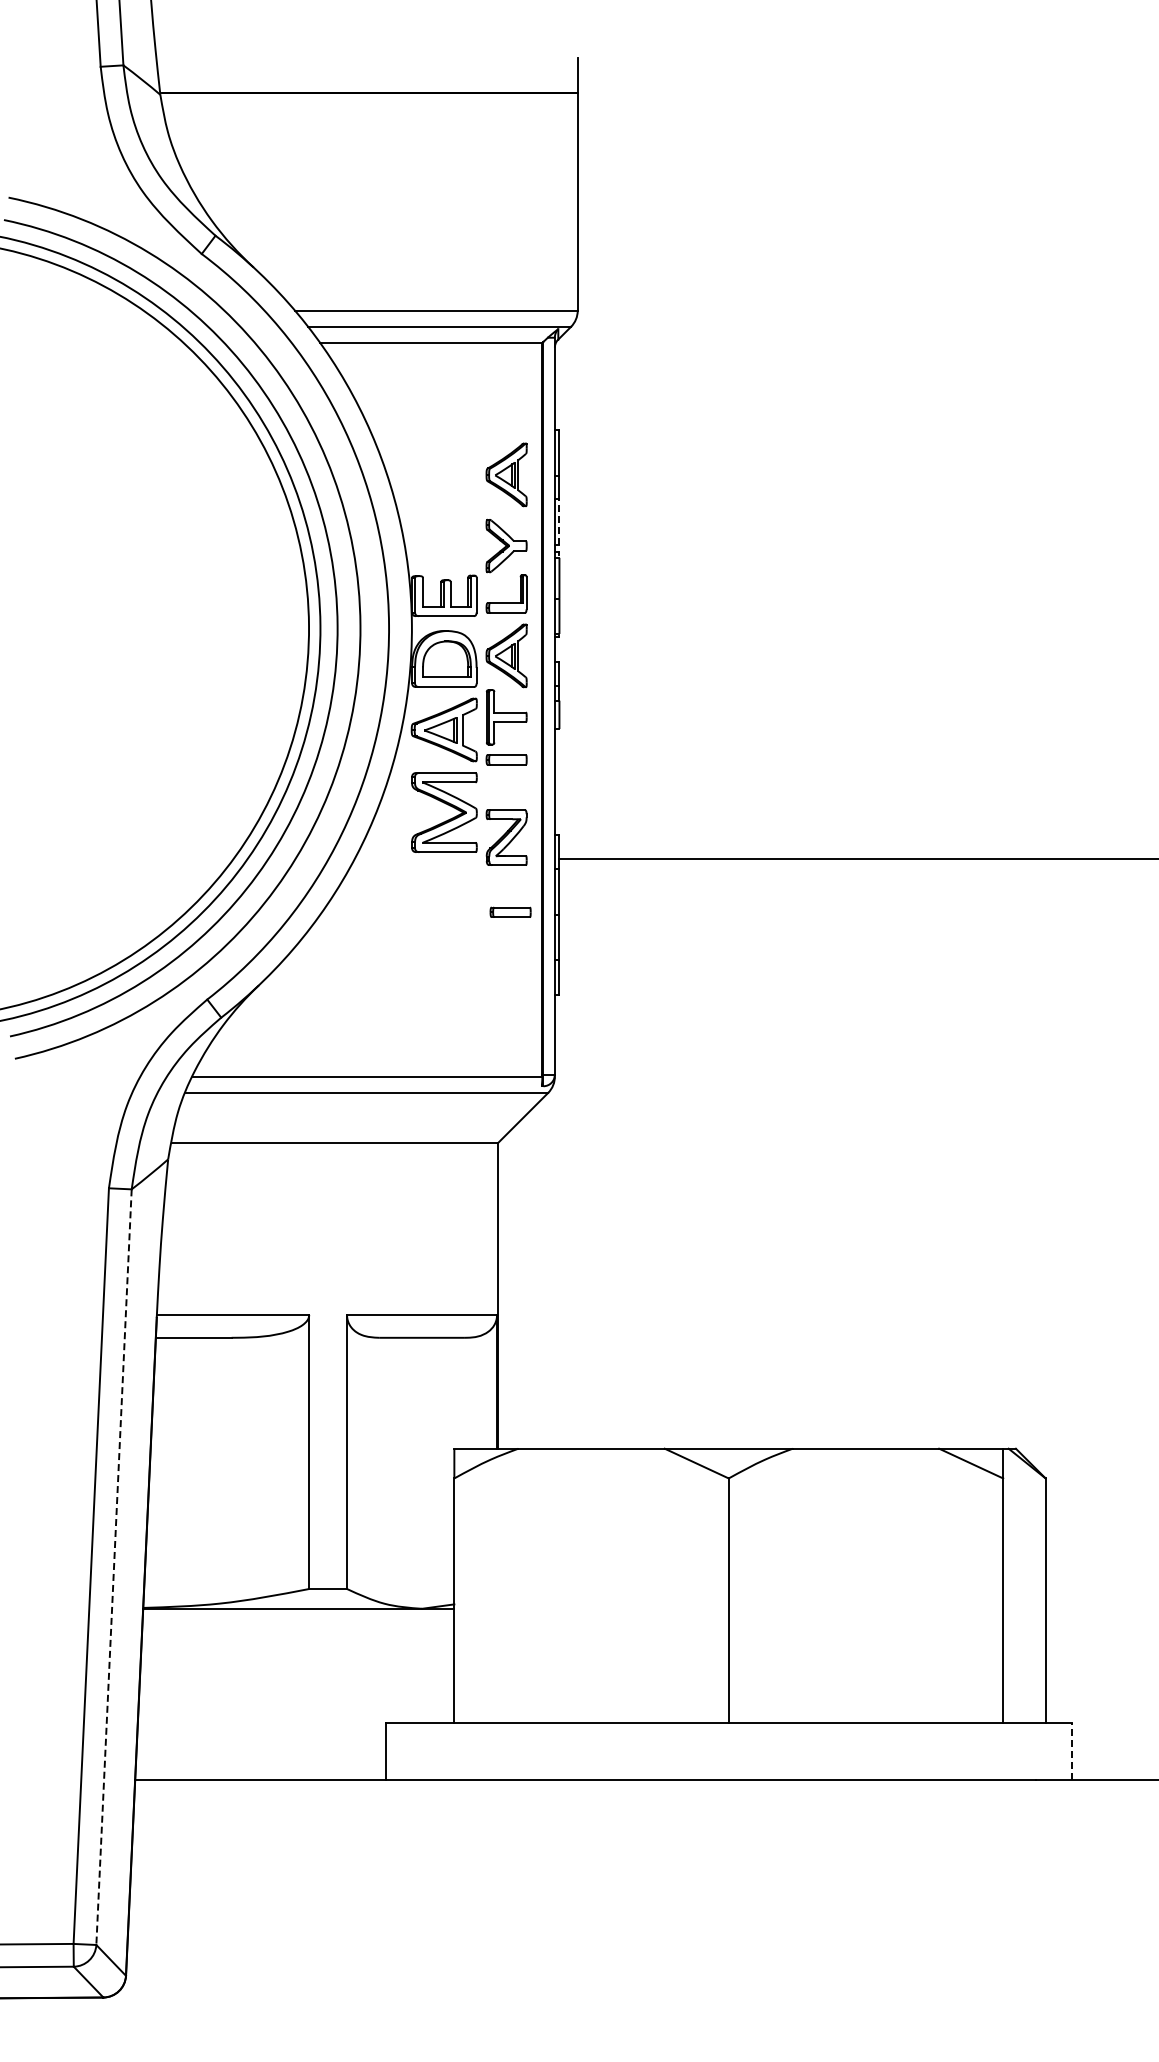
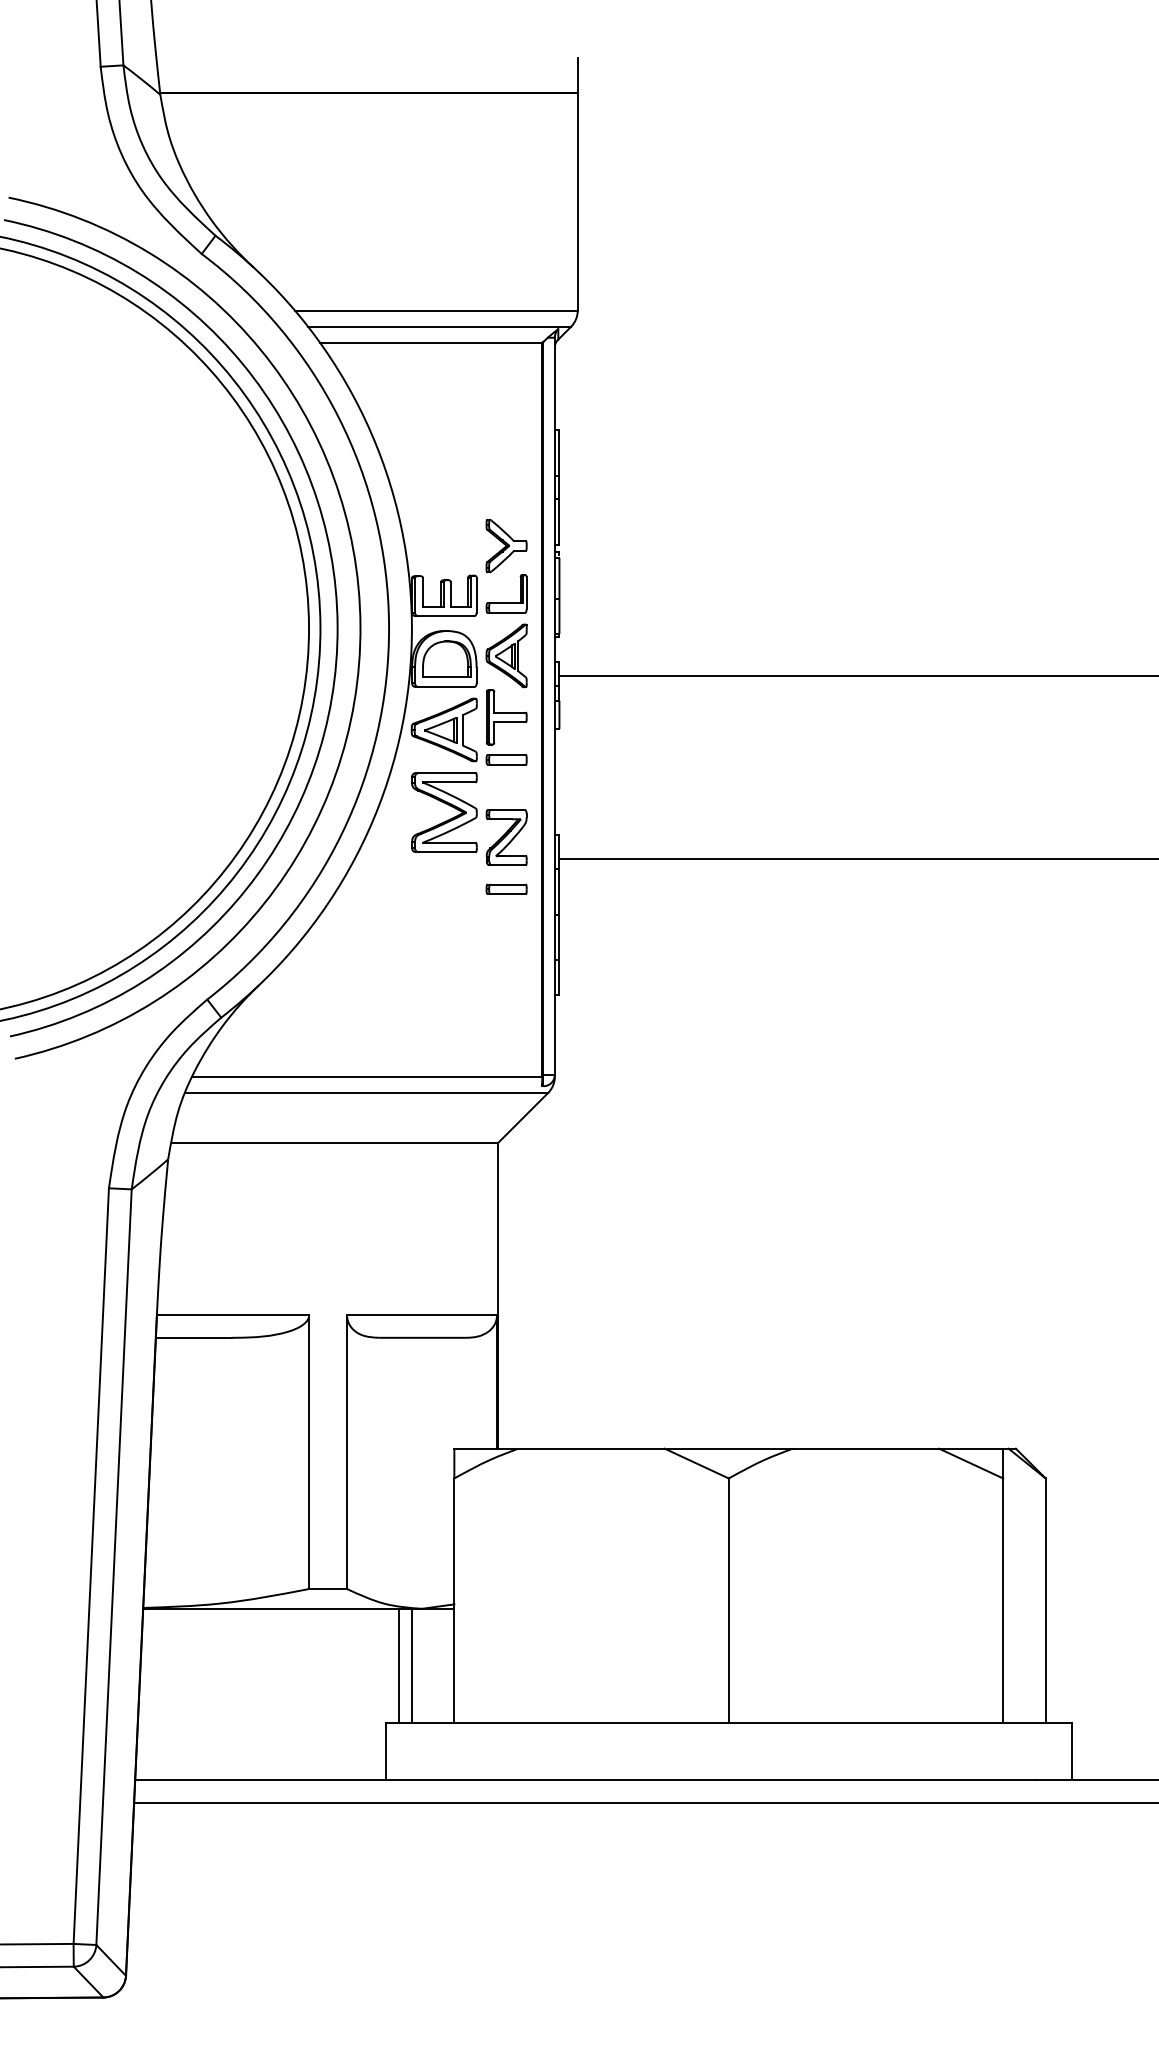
part: present -> none (506, 474)
line: dashed -> solid (559, 521)
line: none -> present (857, 675)
part position: (510, 911) -> (506, 888) (506, 888)
line: dashed -> solid (114, 1567)
line: none -> present (399, 1665)
line: none -> present (411, 1665)
line: dashed -> solid (1071, 1751)
line: none -> present (644, 1803)
